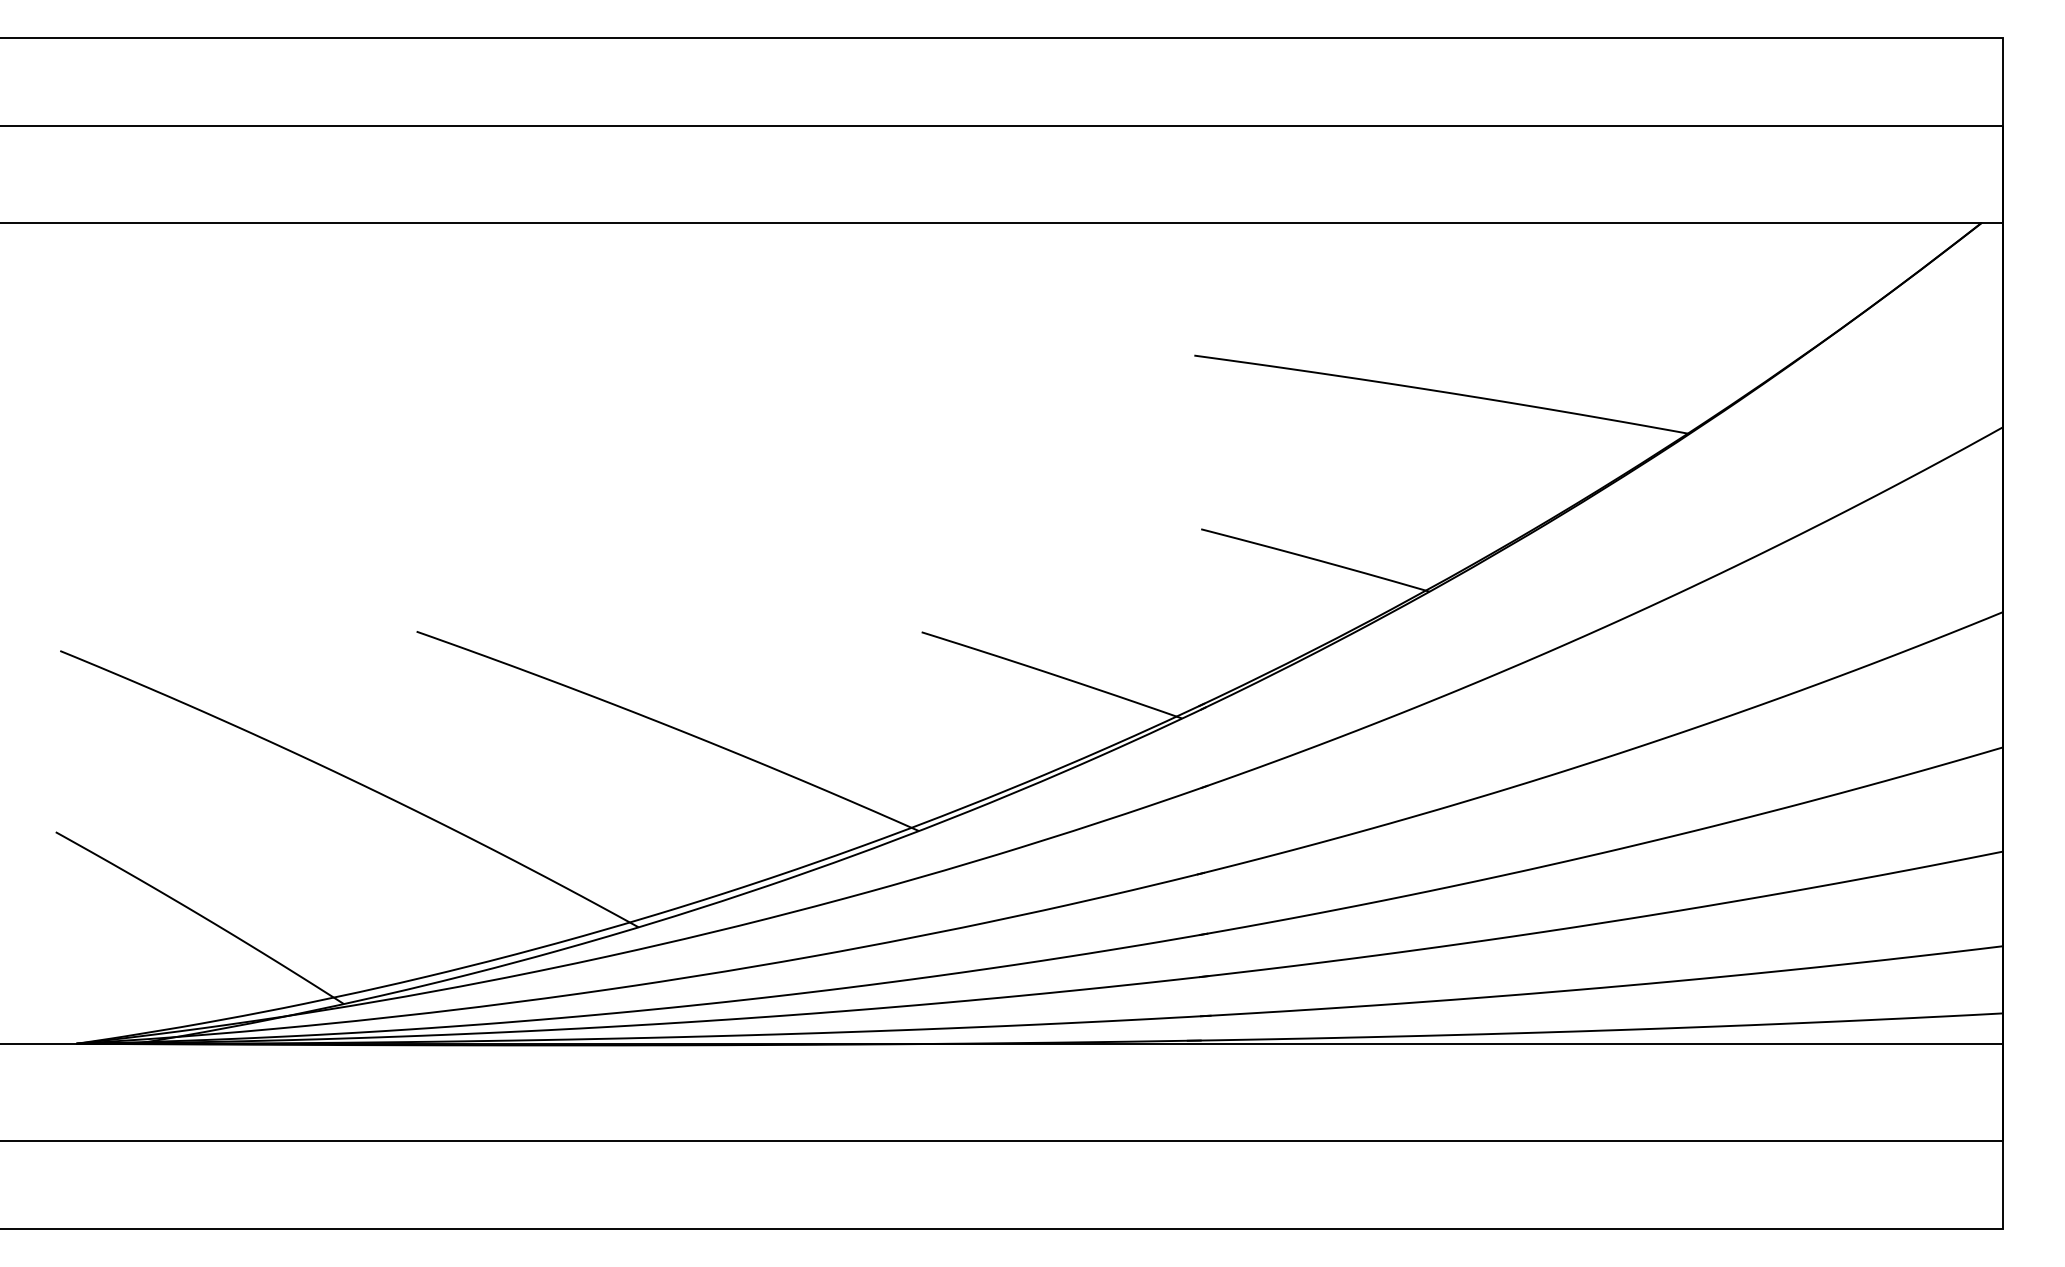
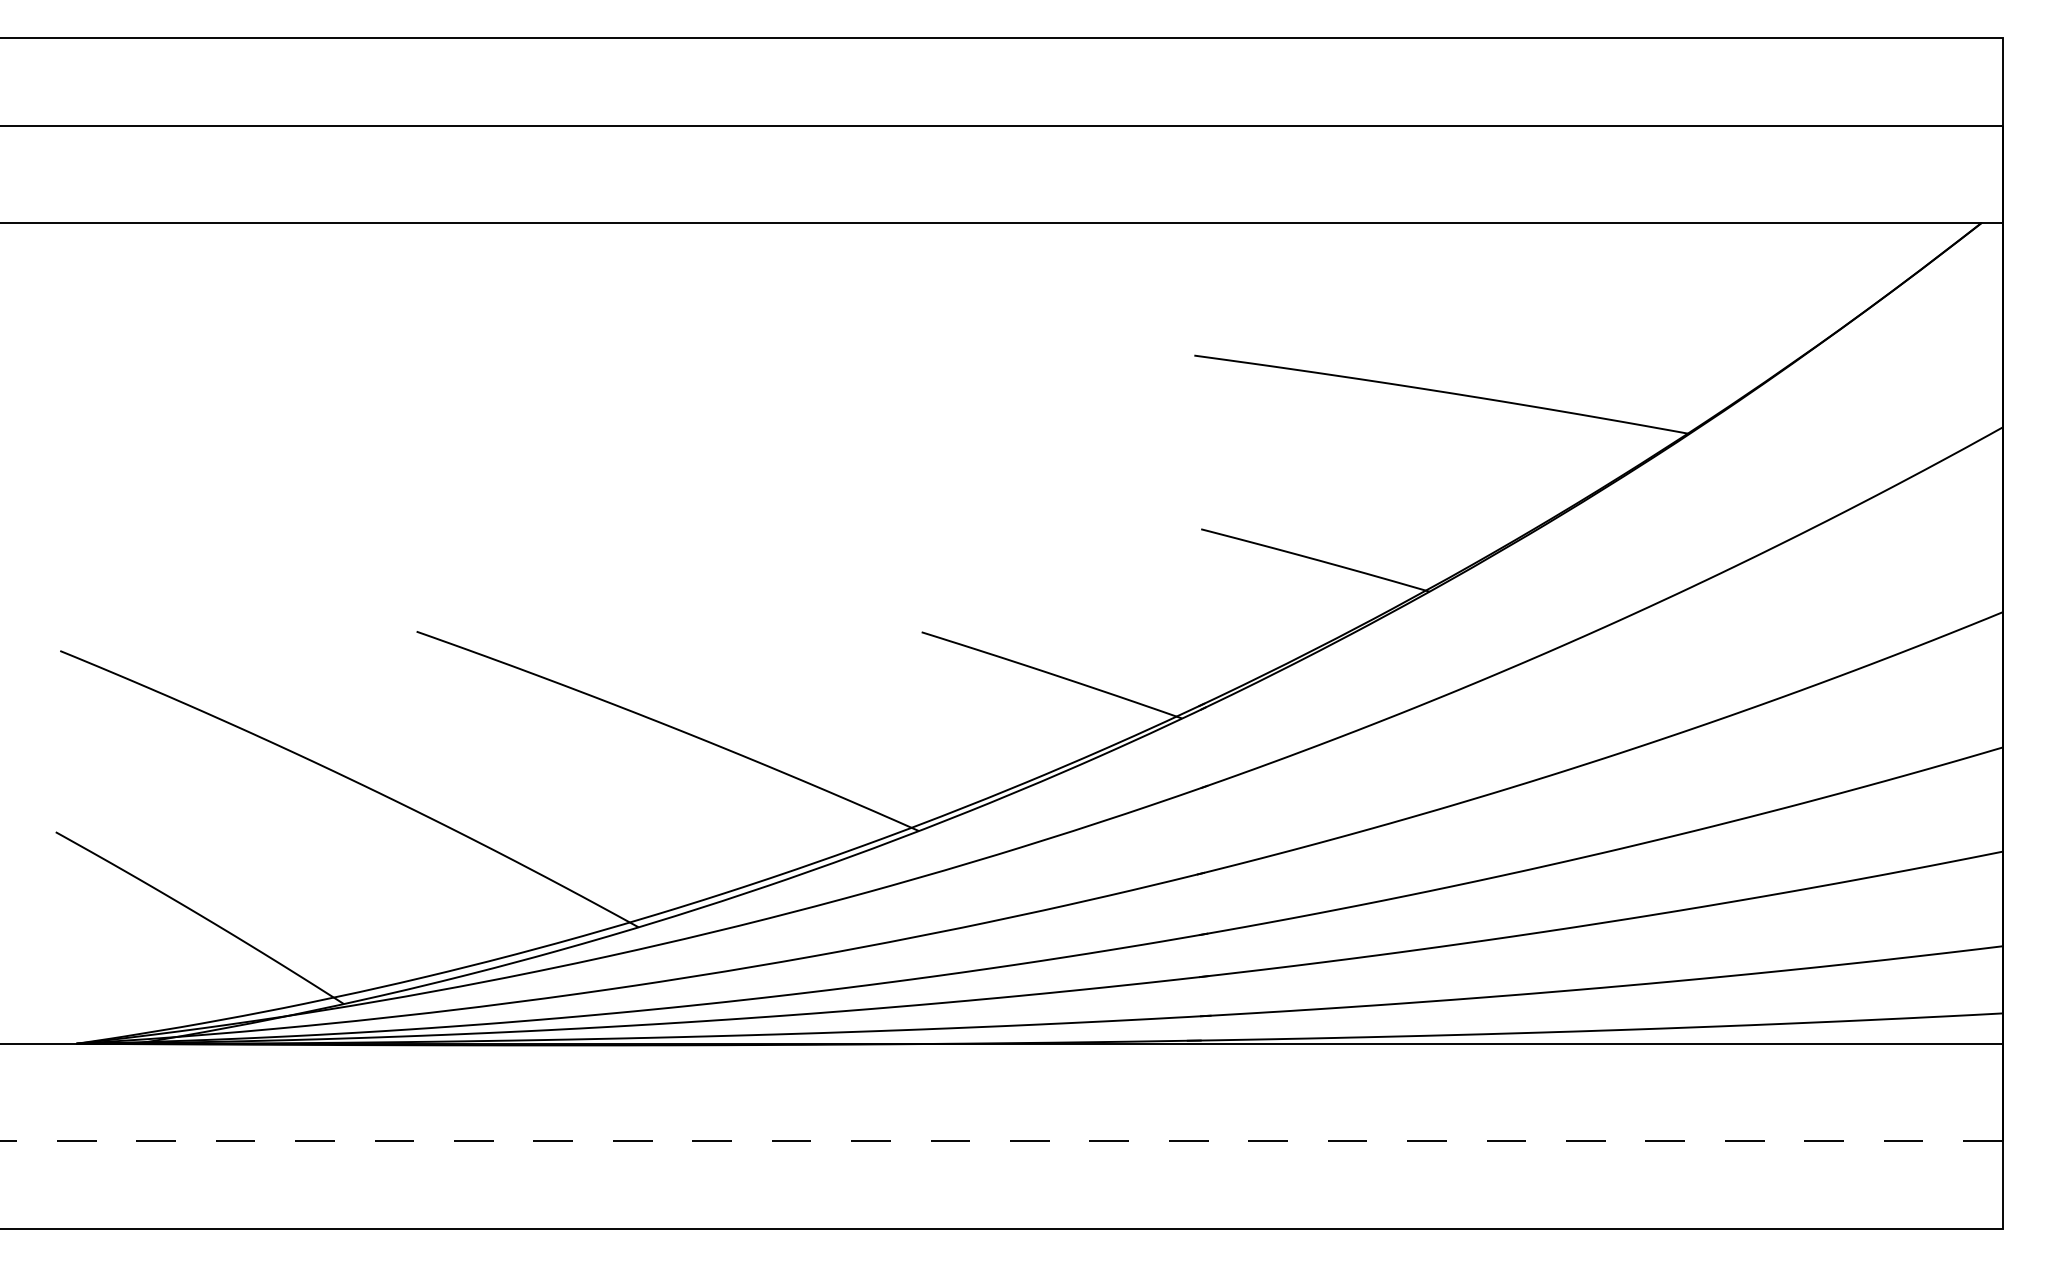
line: solid -> dashed (1001, 1141)
